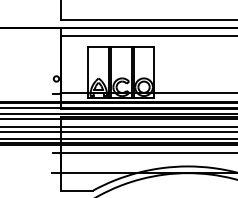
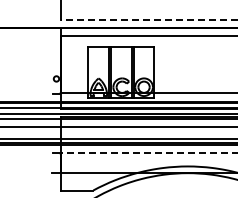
line: solid -> dashed (148, 20)
line: present -> none (118, 132)
line: solid -> dashed (149, 153)
